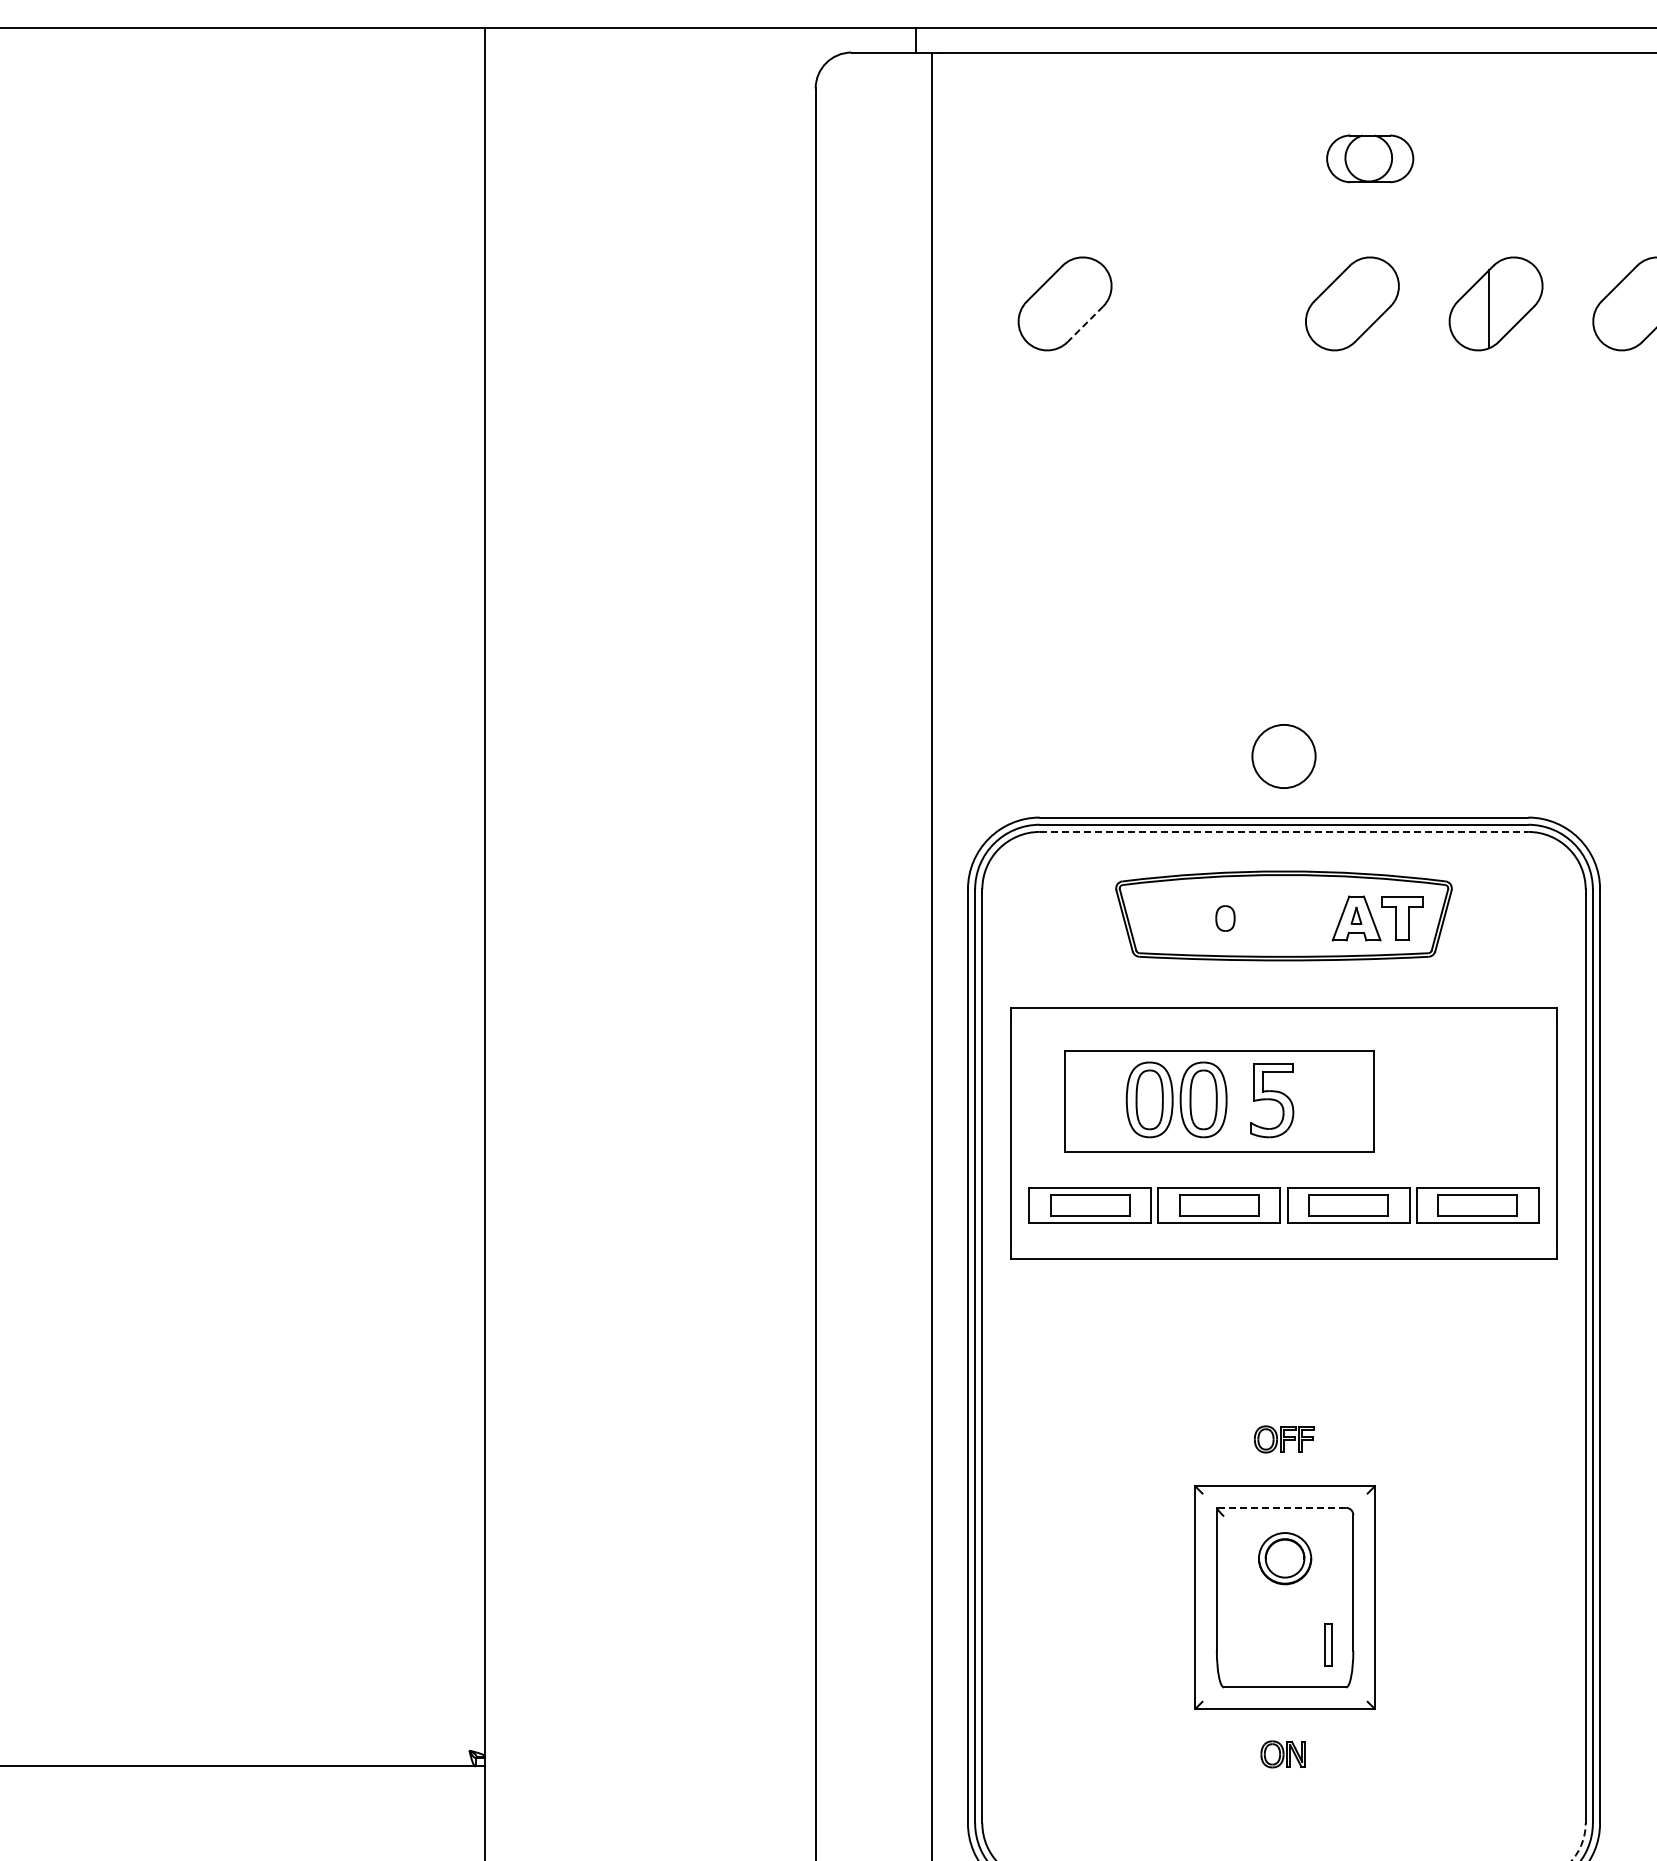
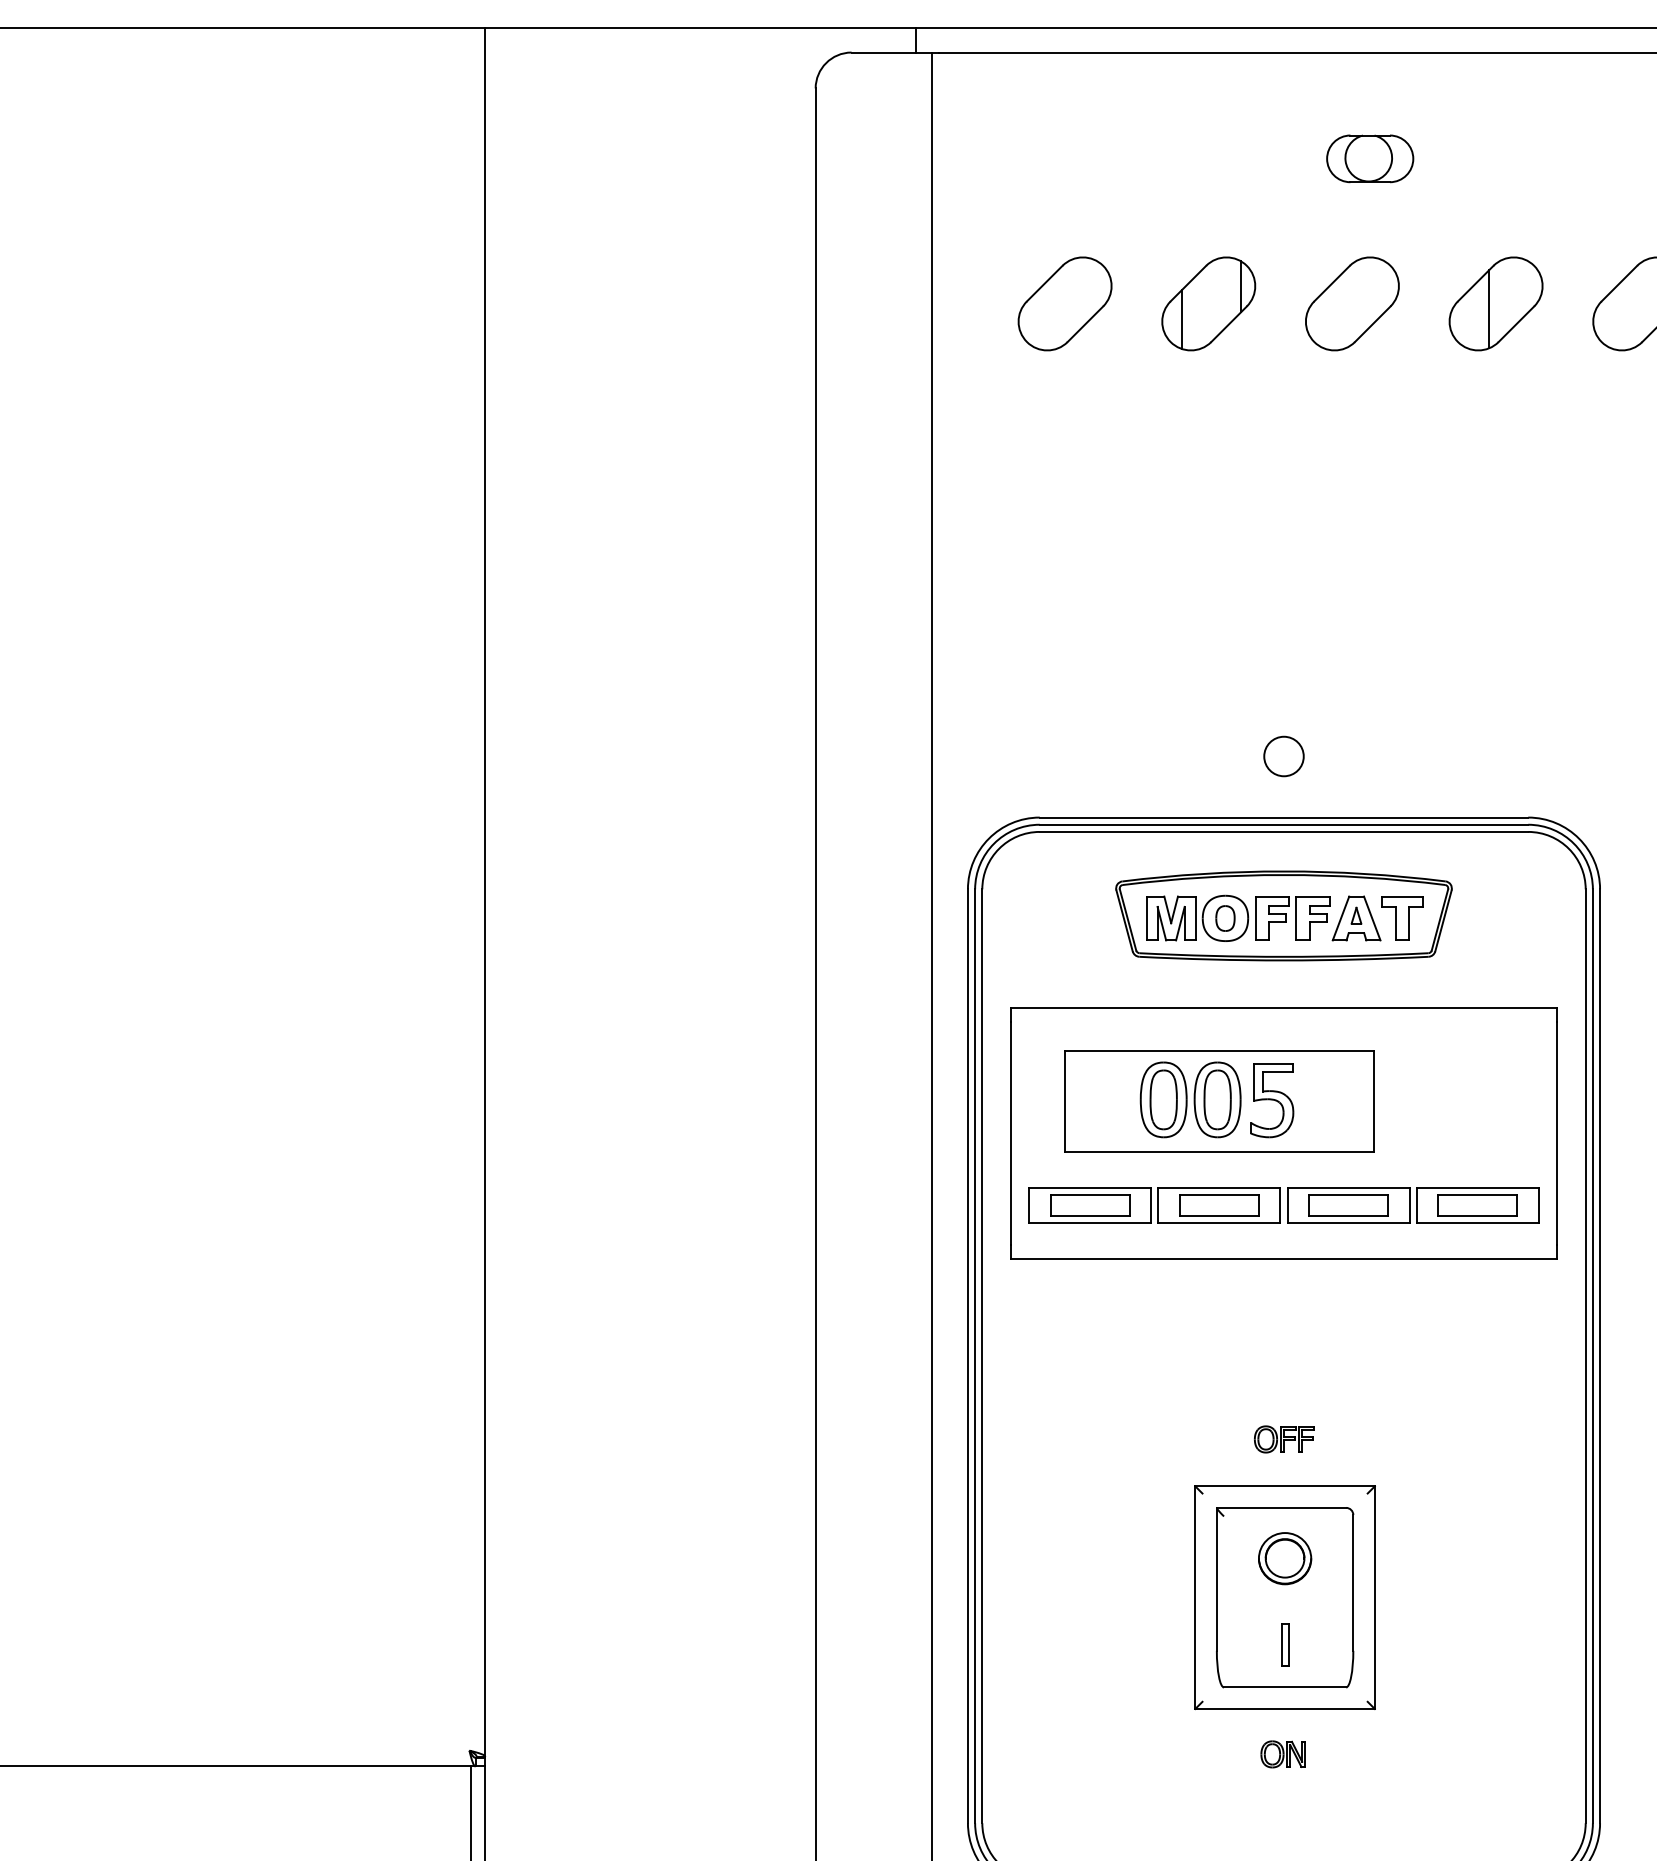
part: none -> present (1208, 303)
line: dashed -> solid (1085, 324)
circle diameter: 63 px -> 40 px (1283, 756)
line: dashed -> solid (1284, 831)
part: none -> present (1238, 917)
part position: (1176, 1099) -> (1190, 1099) (1190, 1099)
line: dashed -> solid (1281, 1507)
part position: (1328, 1644) -> (1285, 1644) (1285, 1644)
line: none -> present (470, 1811)
arc: dashed -> solid (1581, 1843)
